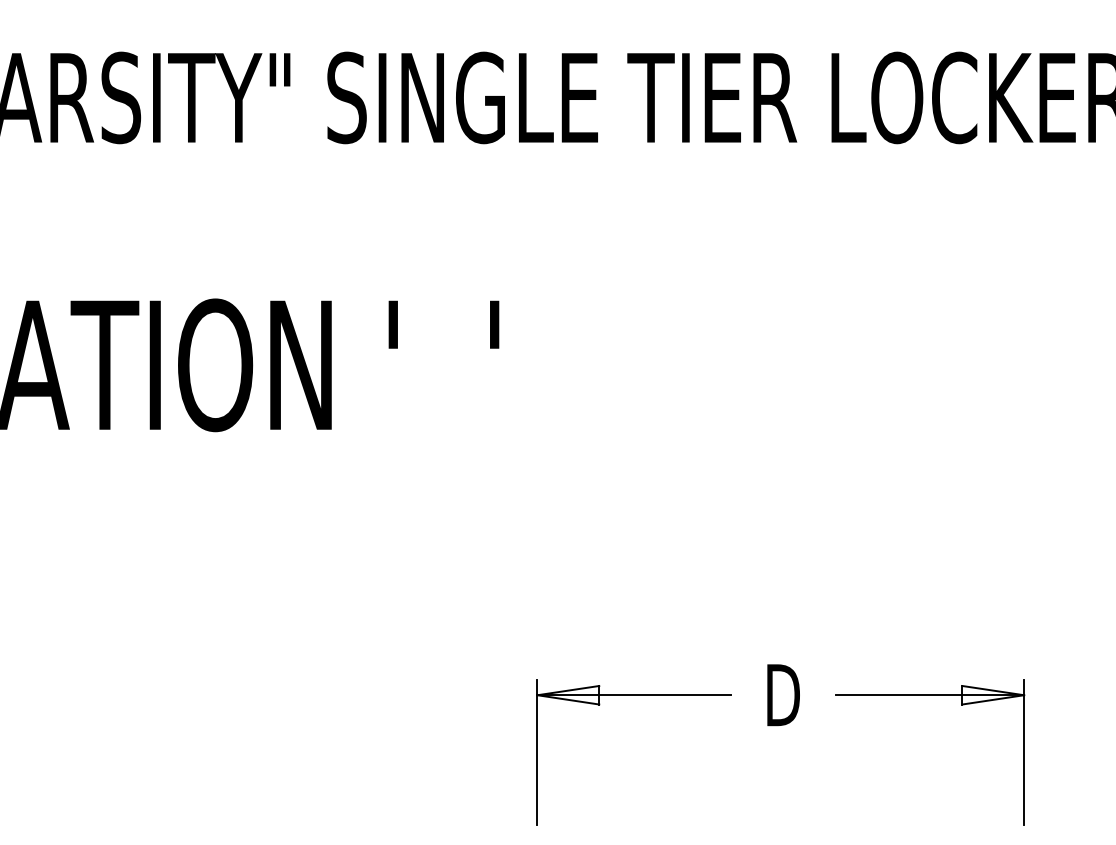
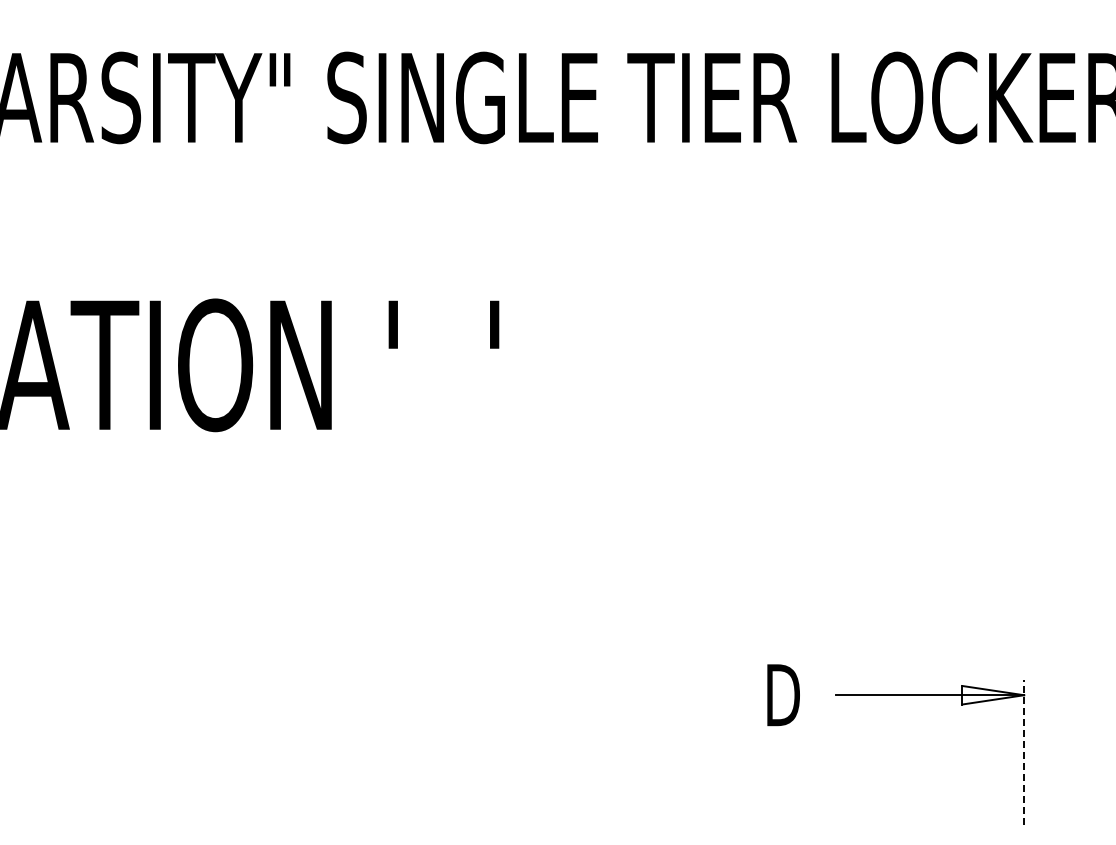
part: present -> none (633, 695)
line: solid -> dashed (1024, 752)
